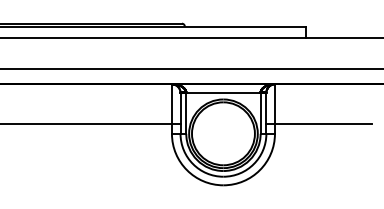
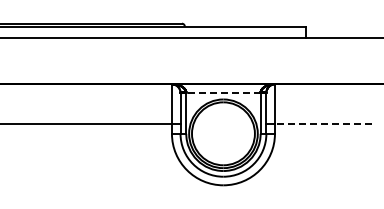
line: present -> none (191, 69)
line: solid -> dashed (222, 92)
line: solid -> dashed (323, 124)
